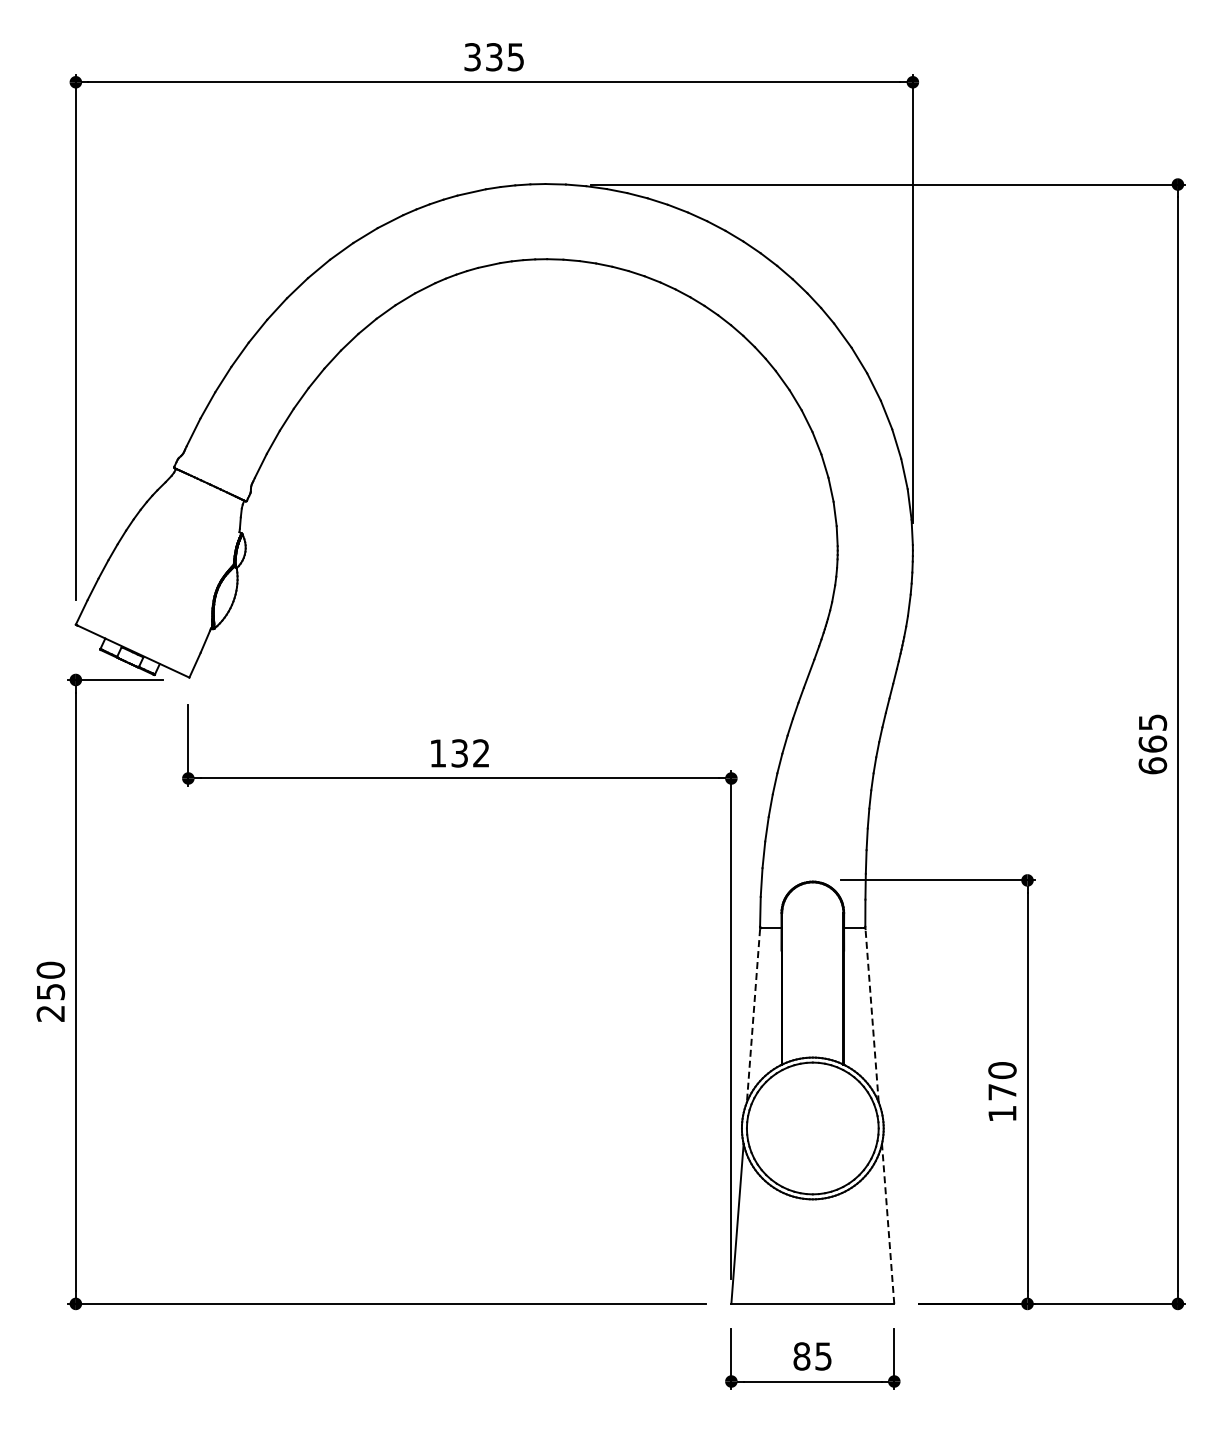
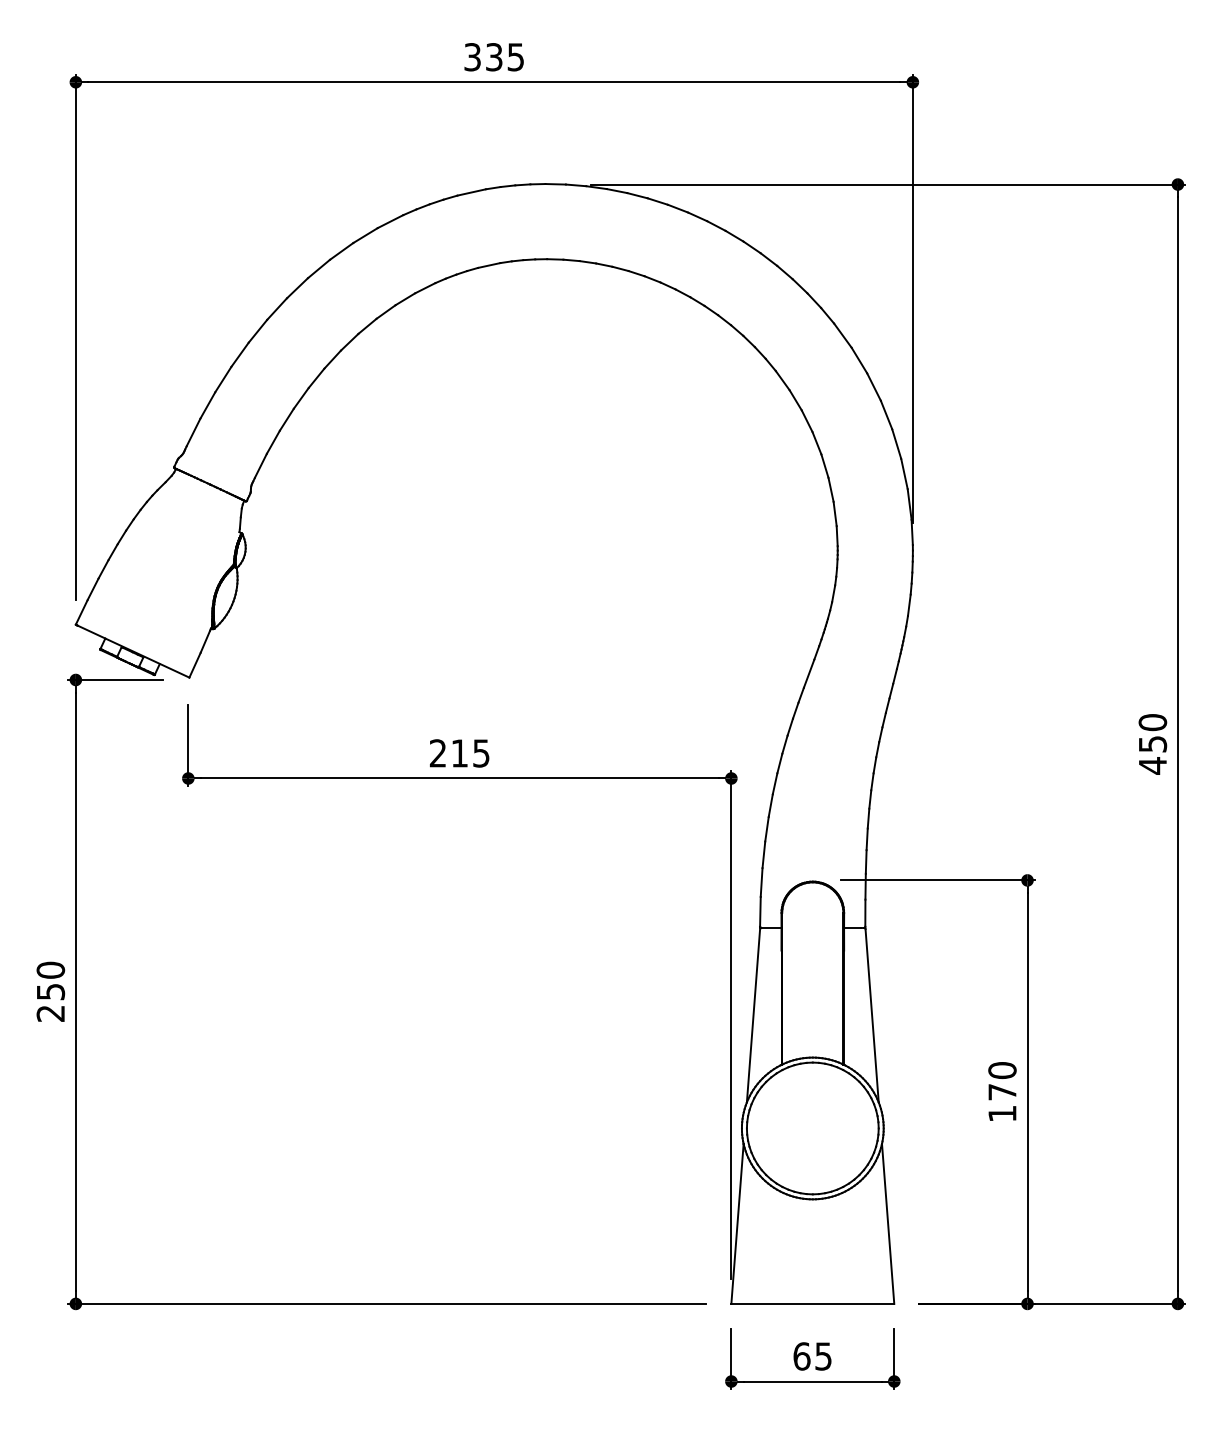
text: 665 -> 450 (1152, 744)
text: 132 -> 215 (459, 753)
line: dashed -> solid (753, 1015)
line: dashed -> solid (872, 1015)
line: dashed -> solid (888, 1223)
text: 85 -> 65 (801, 1356)
